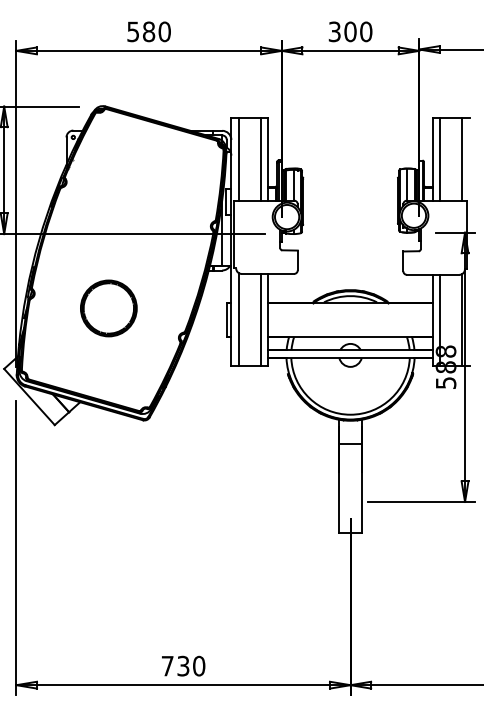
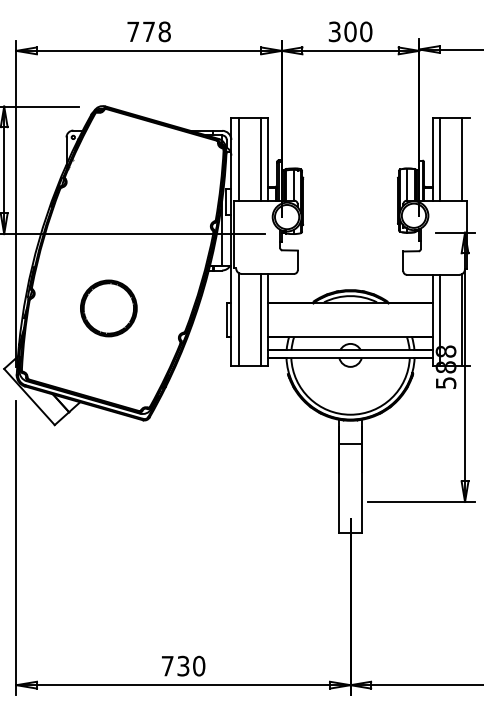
text: 580 -> 778 (148, 31)
